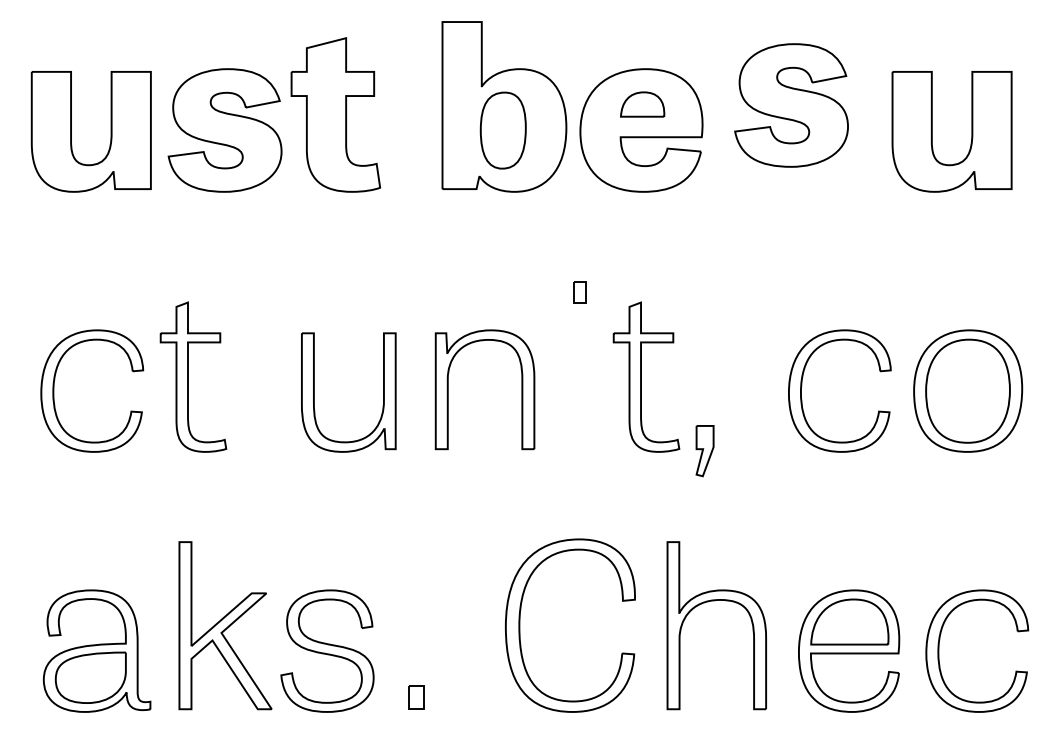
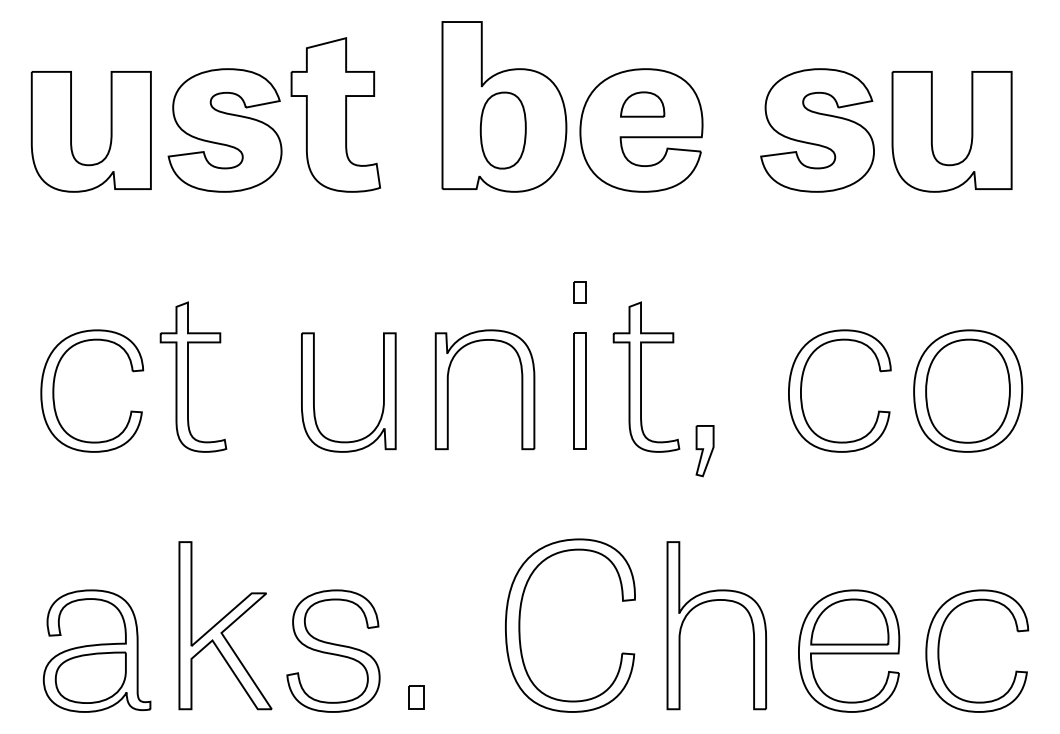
part position: (791, 105) -> (817, 130) (817, 130)
part: none -> present (579, 390)
part position: (327, 650) -> (333, 650) (333, 650)
